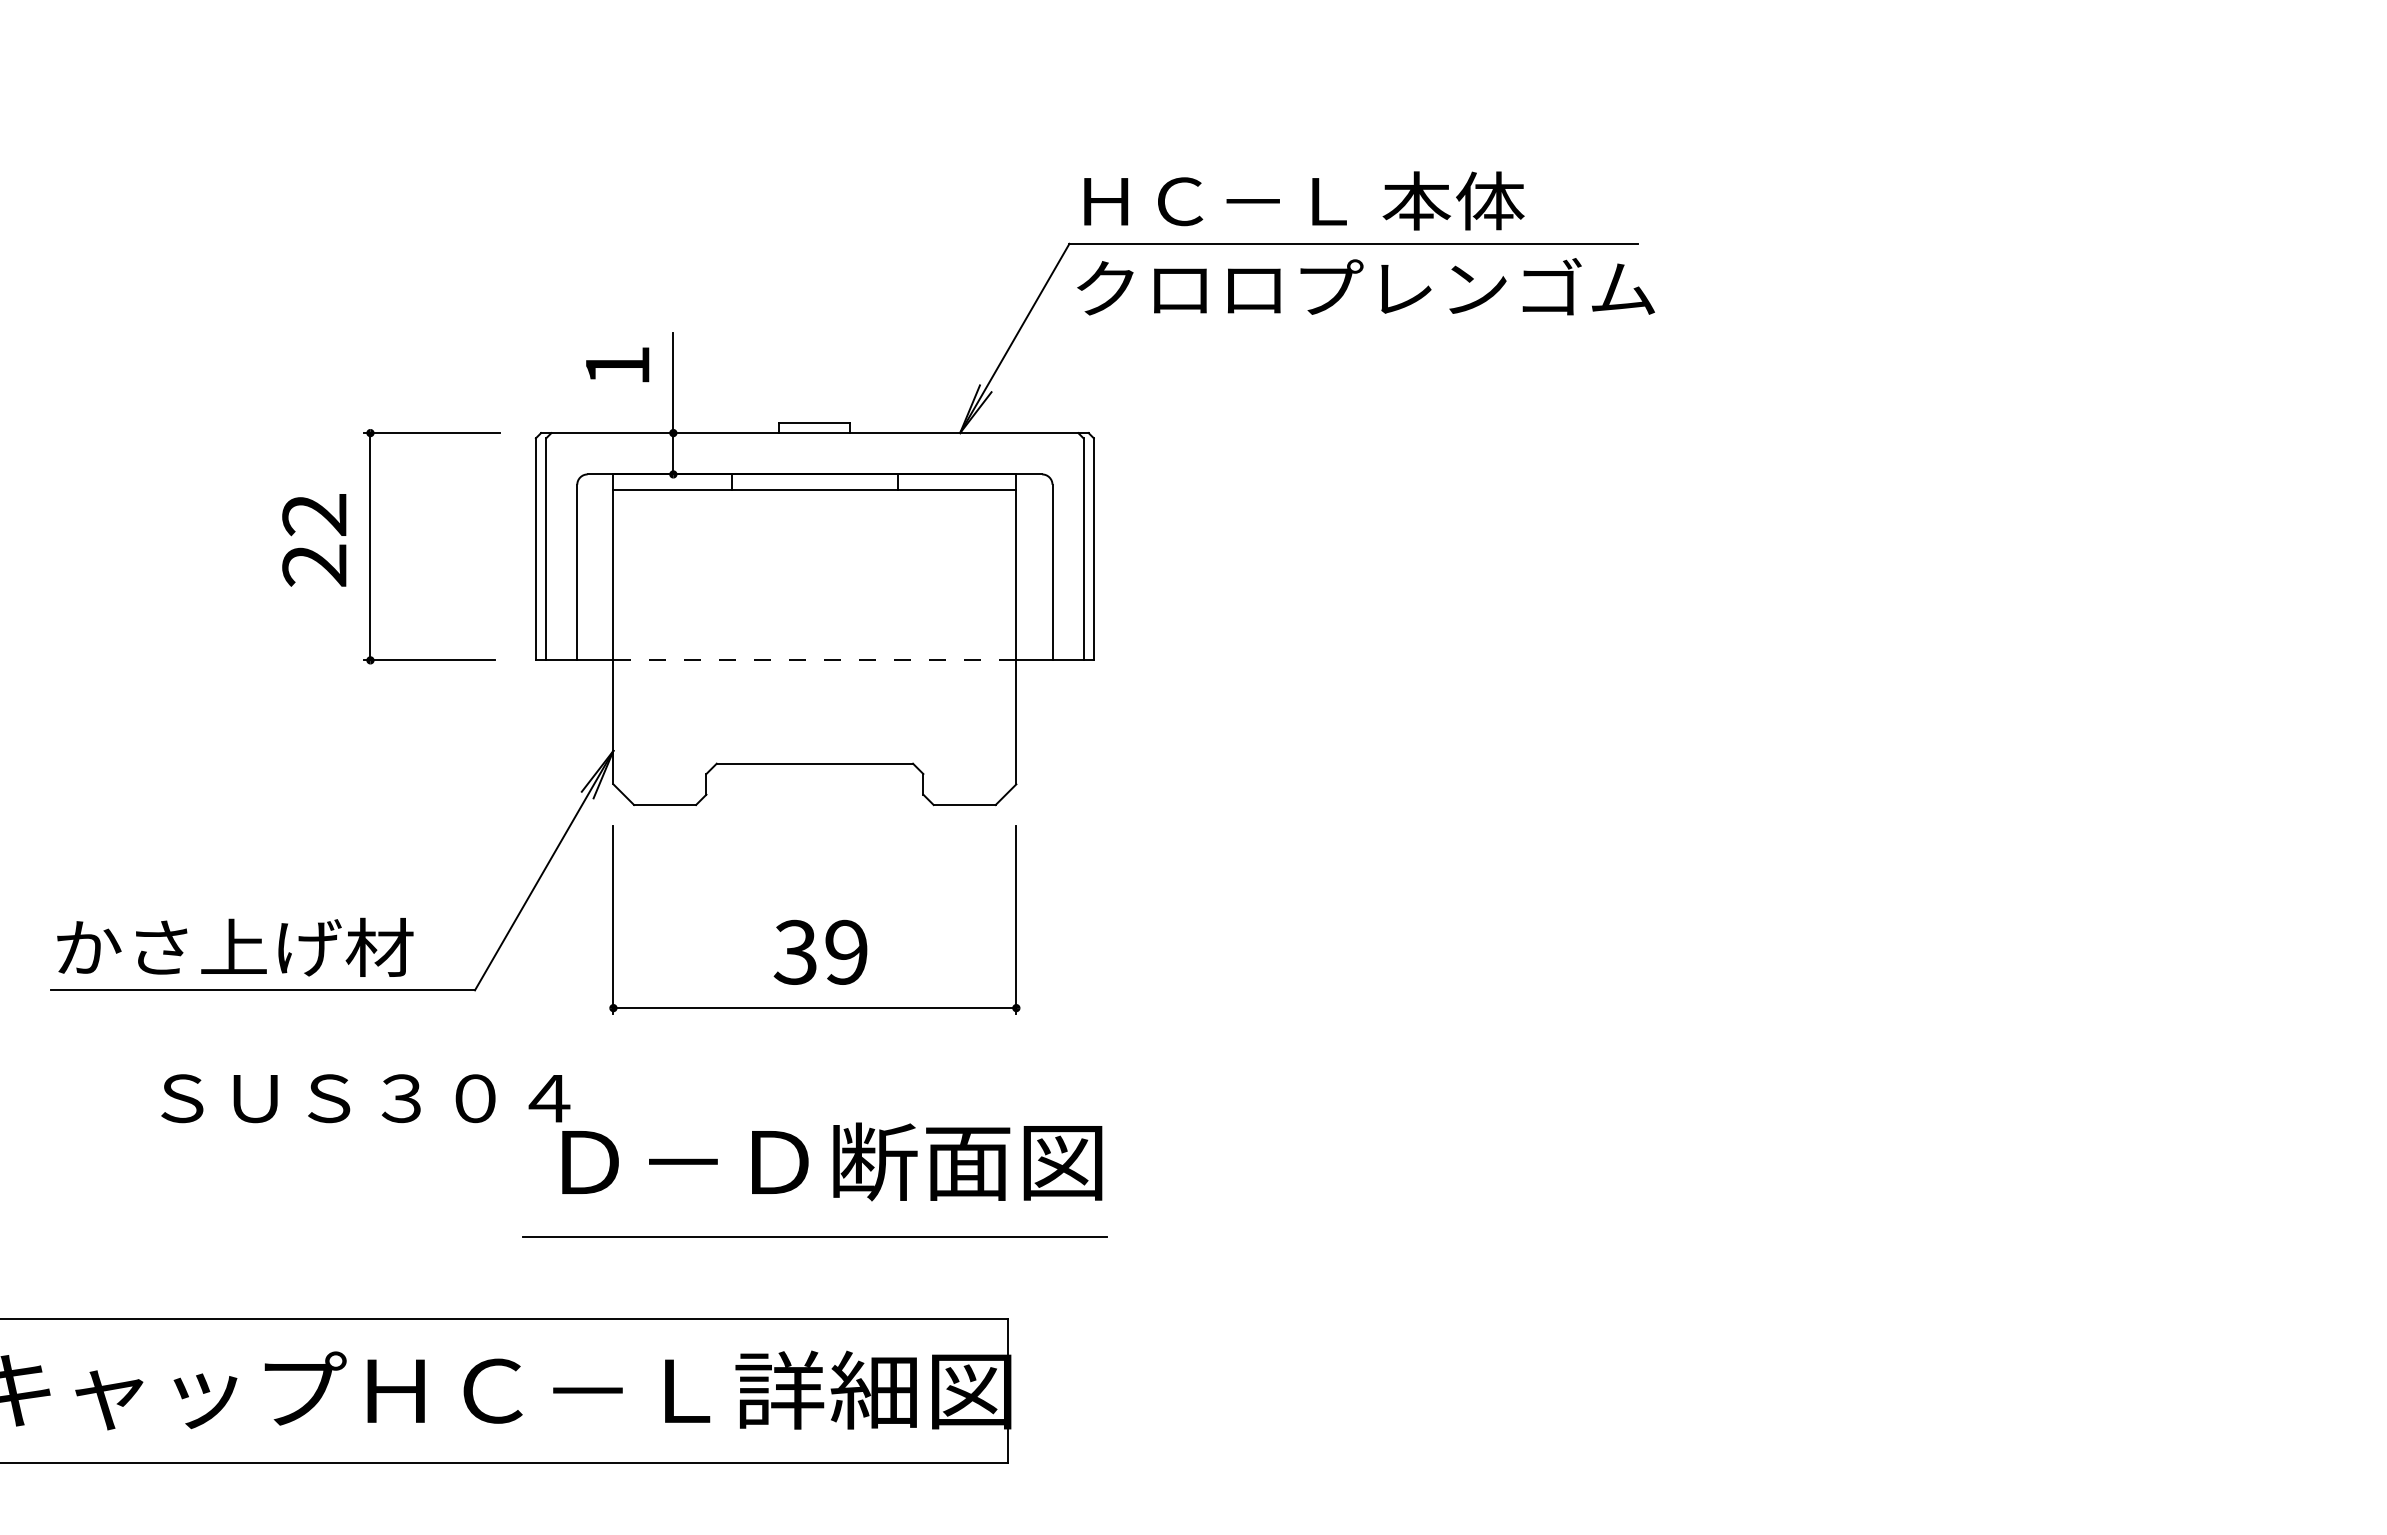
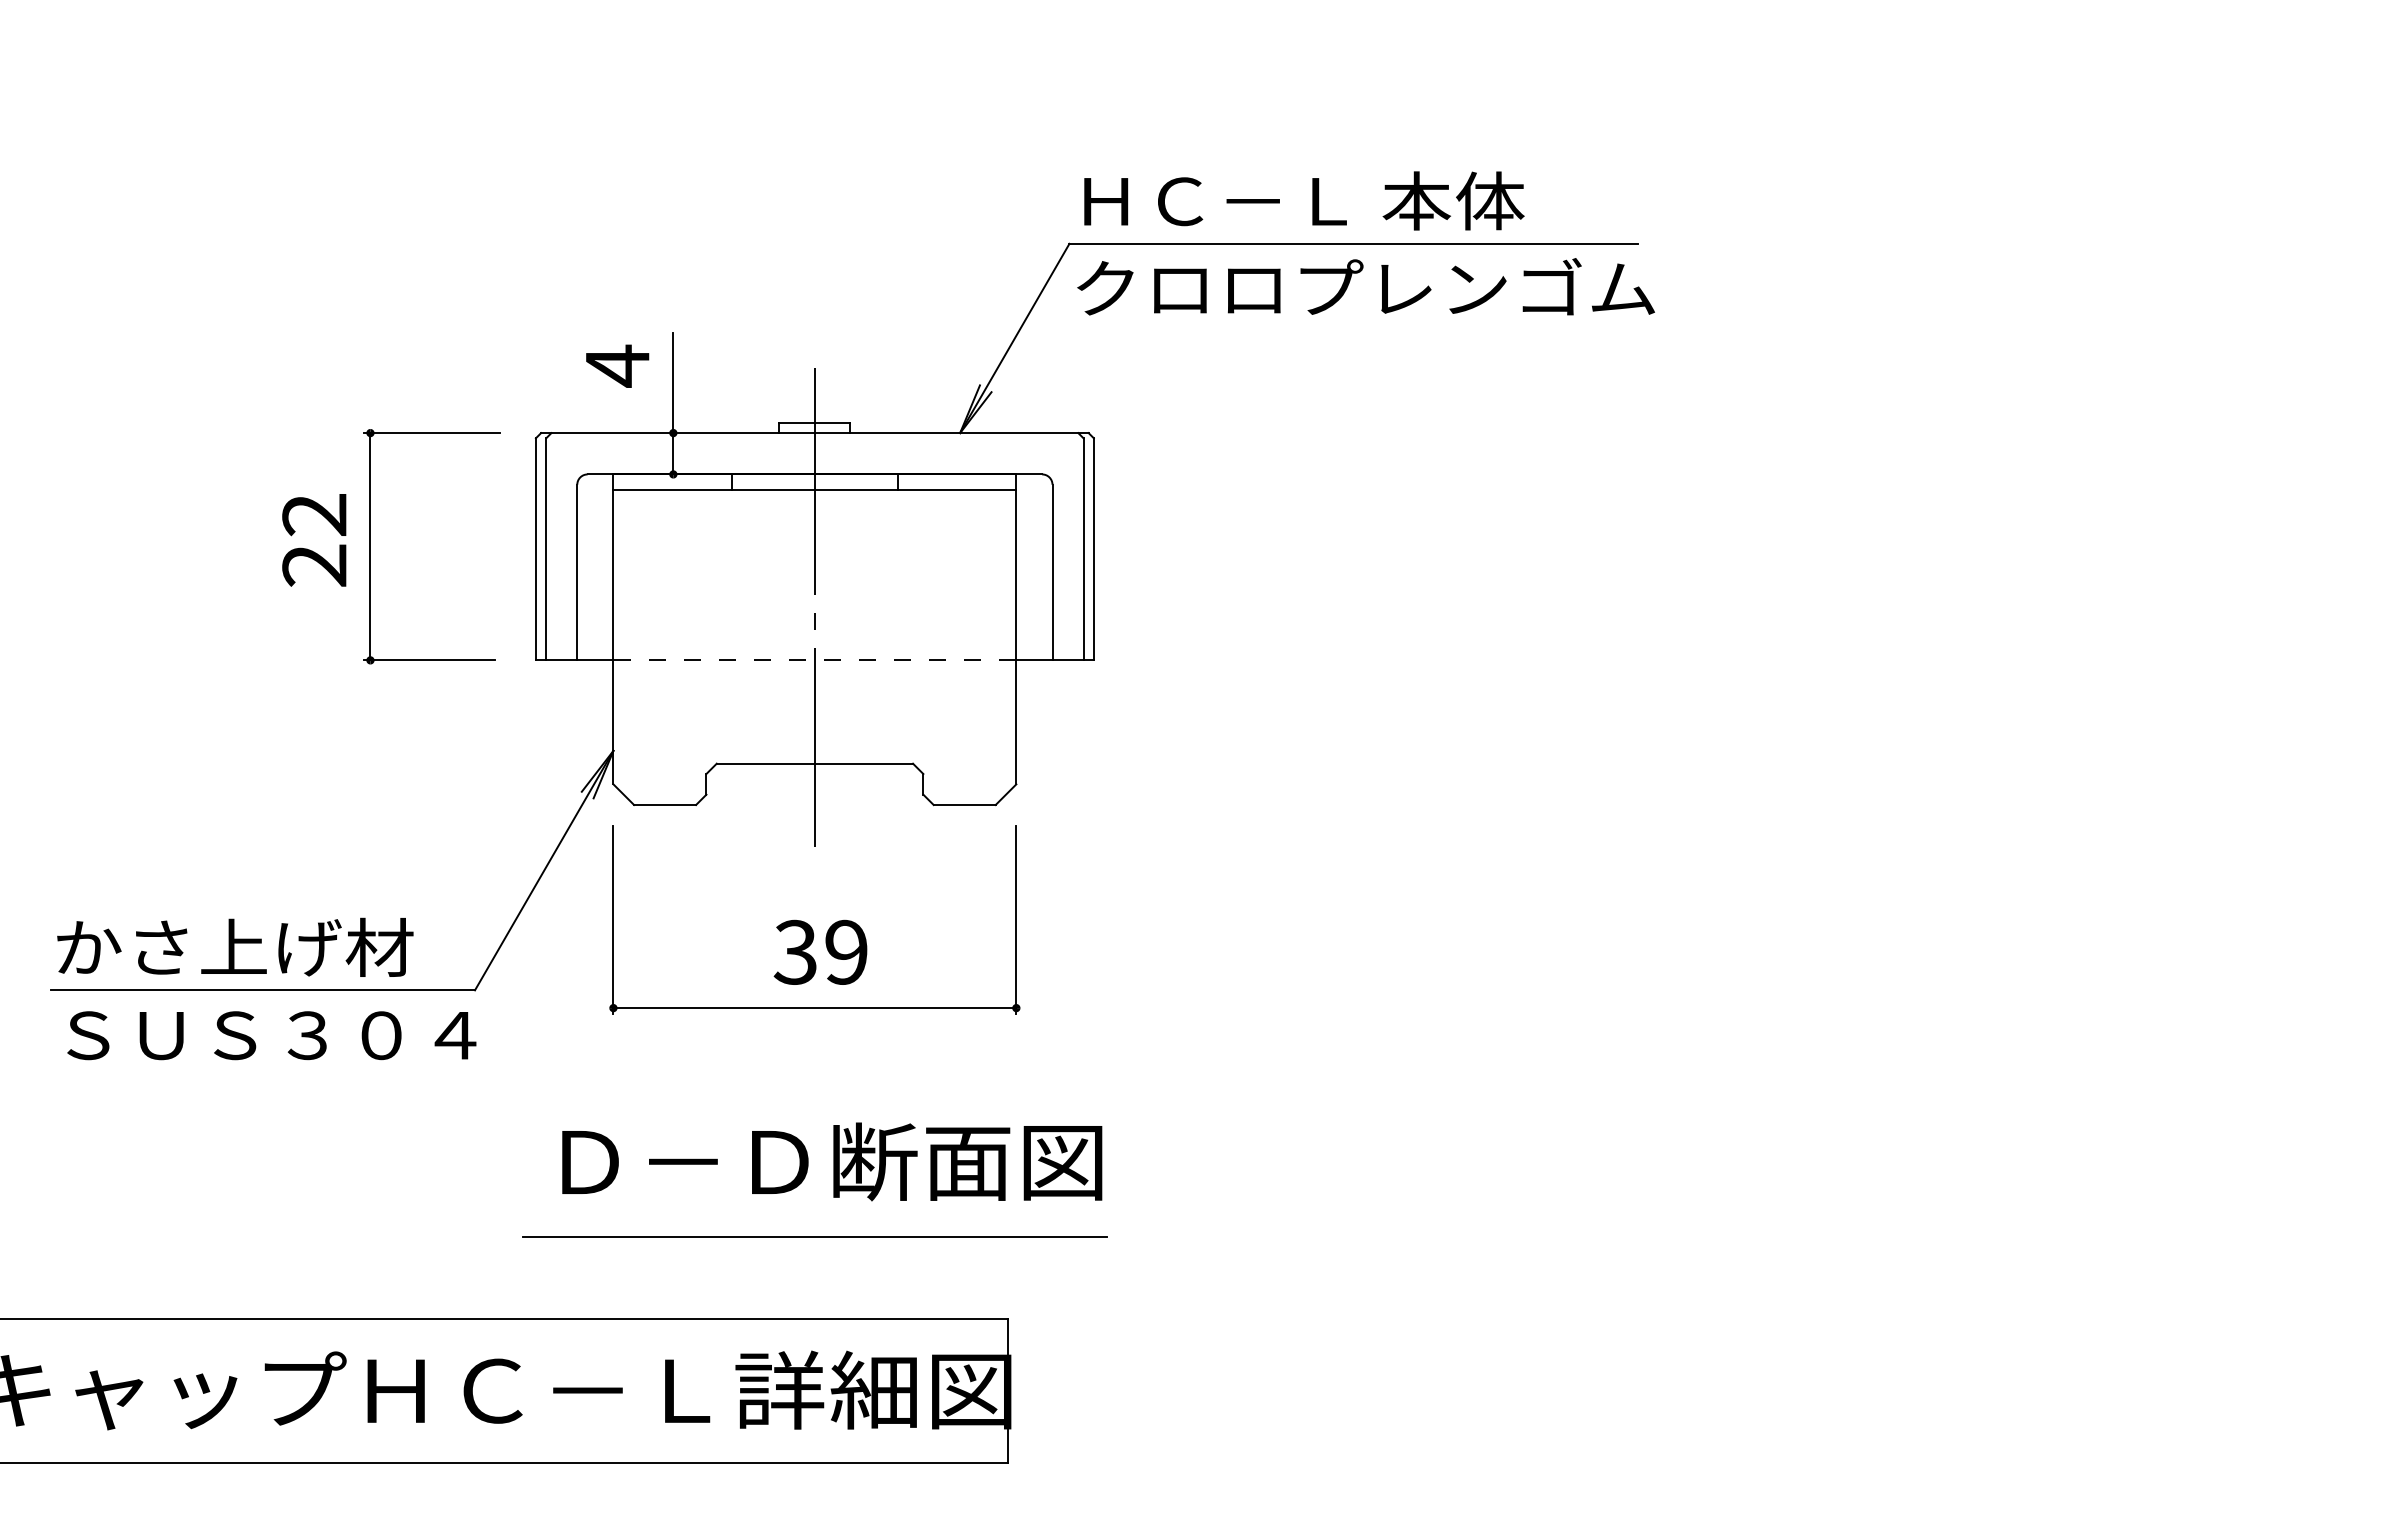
text: 1 -> 4 (617, 365)
line: none -> present (814, 607)
text position: (365, 1098) -> (271, 1035) (271, 1035)
